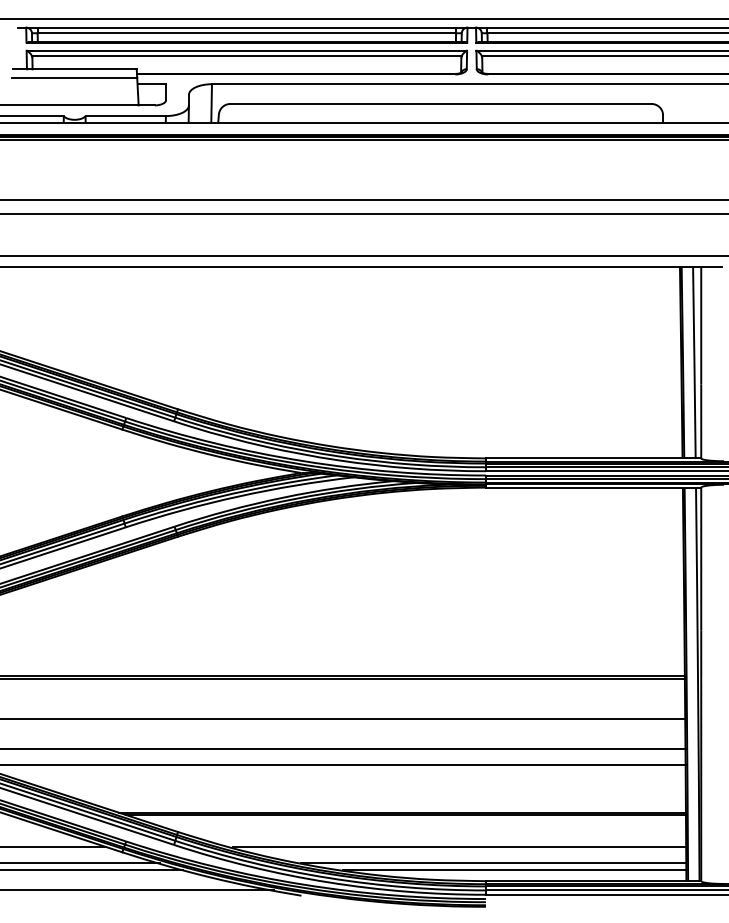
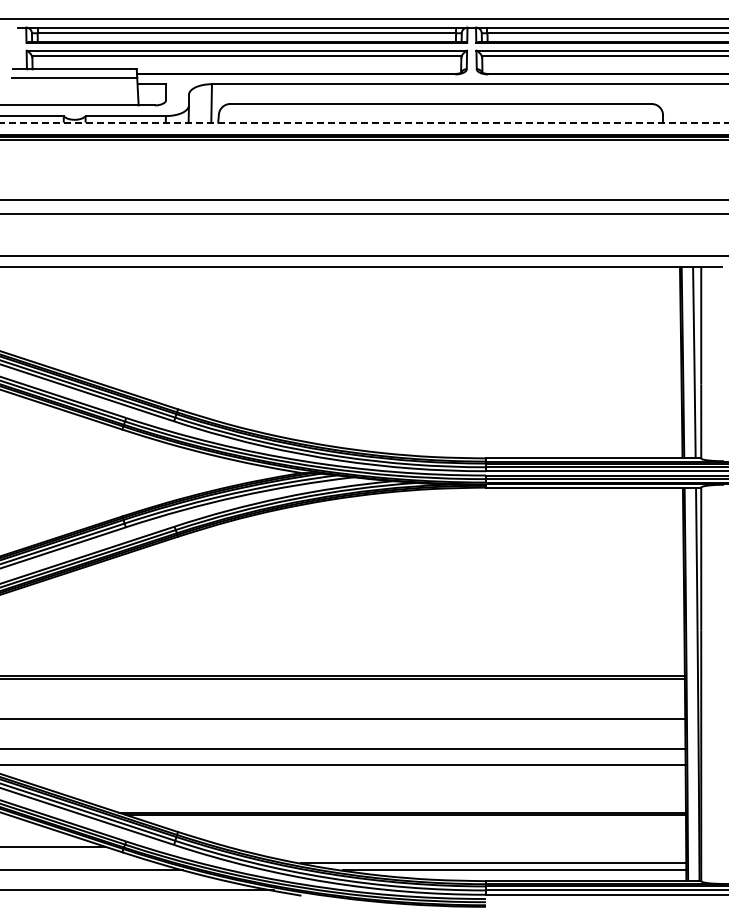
line: solid -> dashed (364, 122)
line: present -> none (459, 846)
line: present -> none (80, 862)
